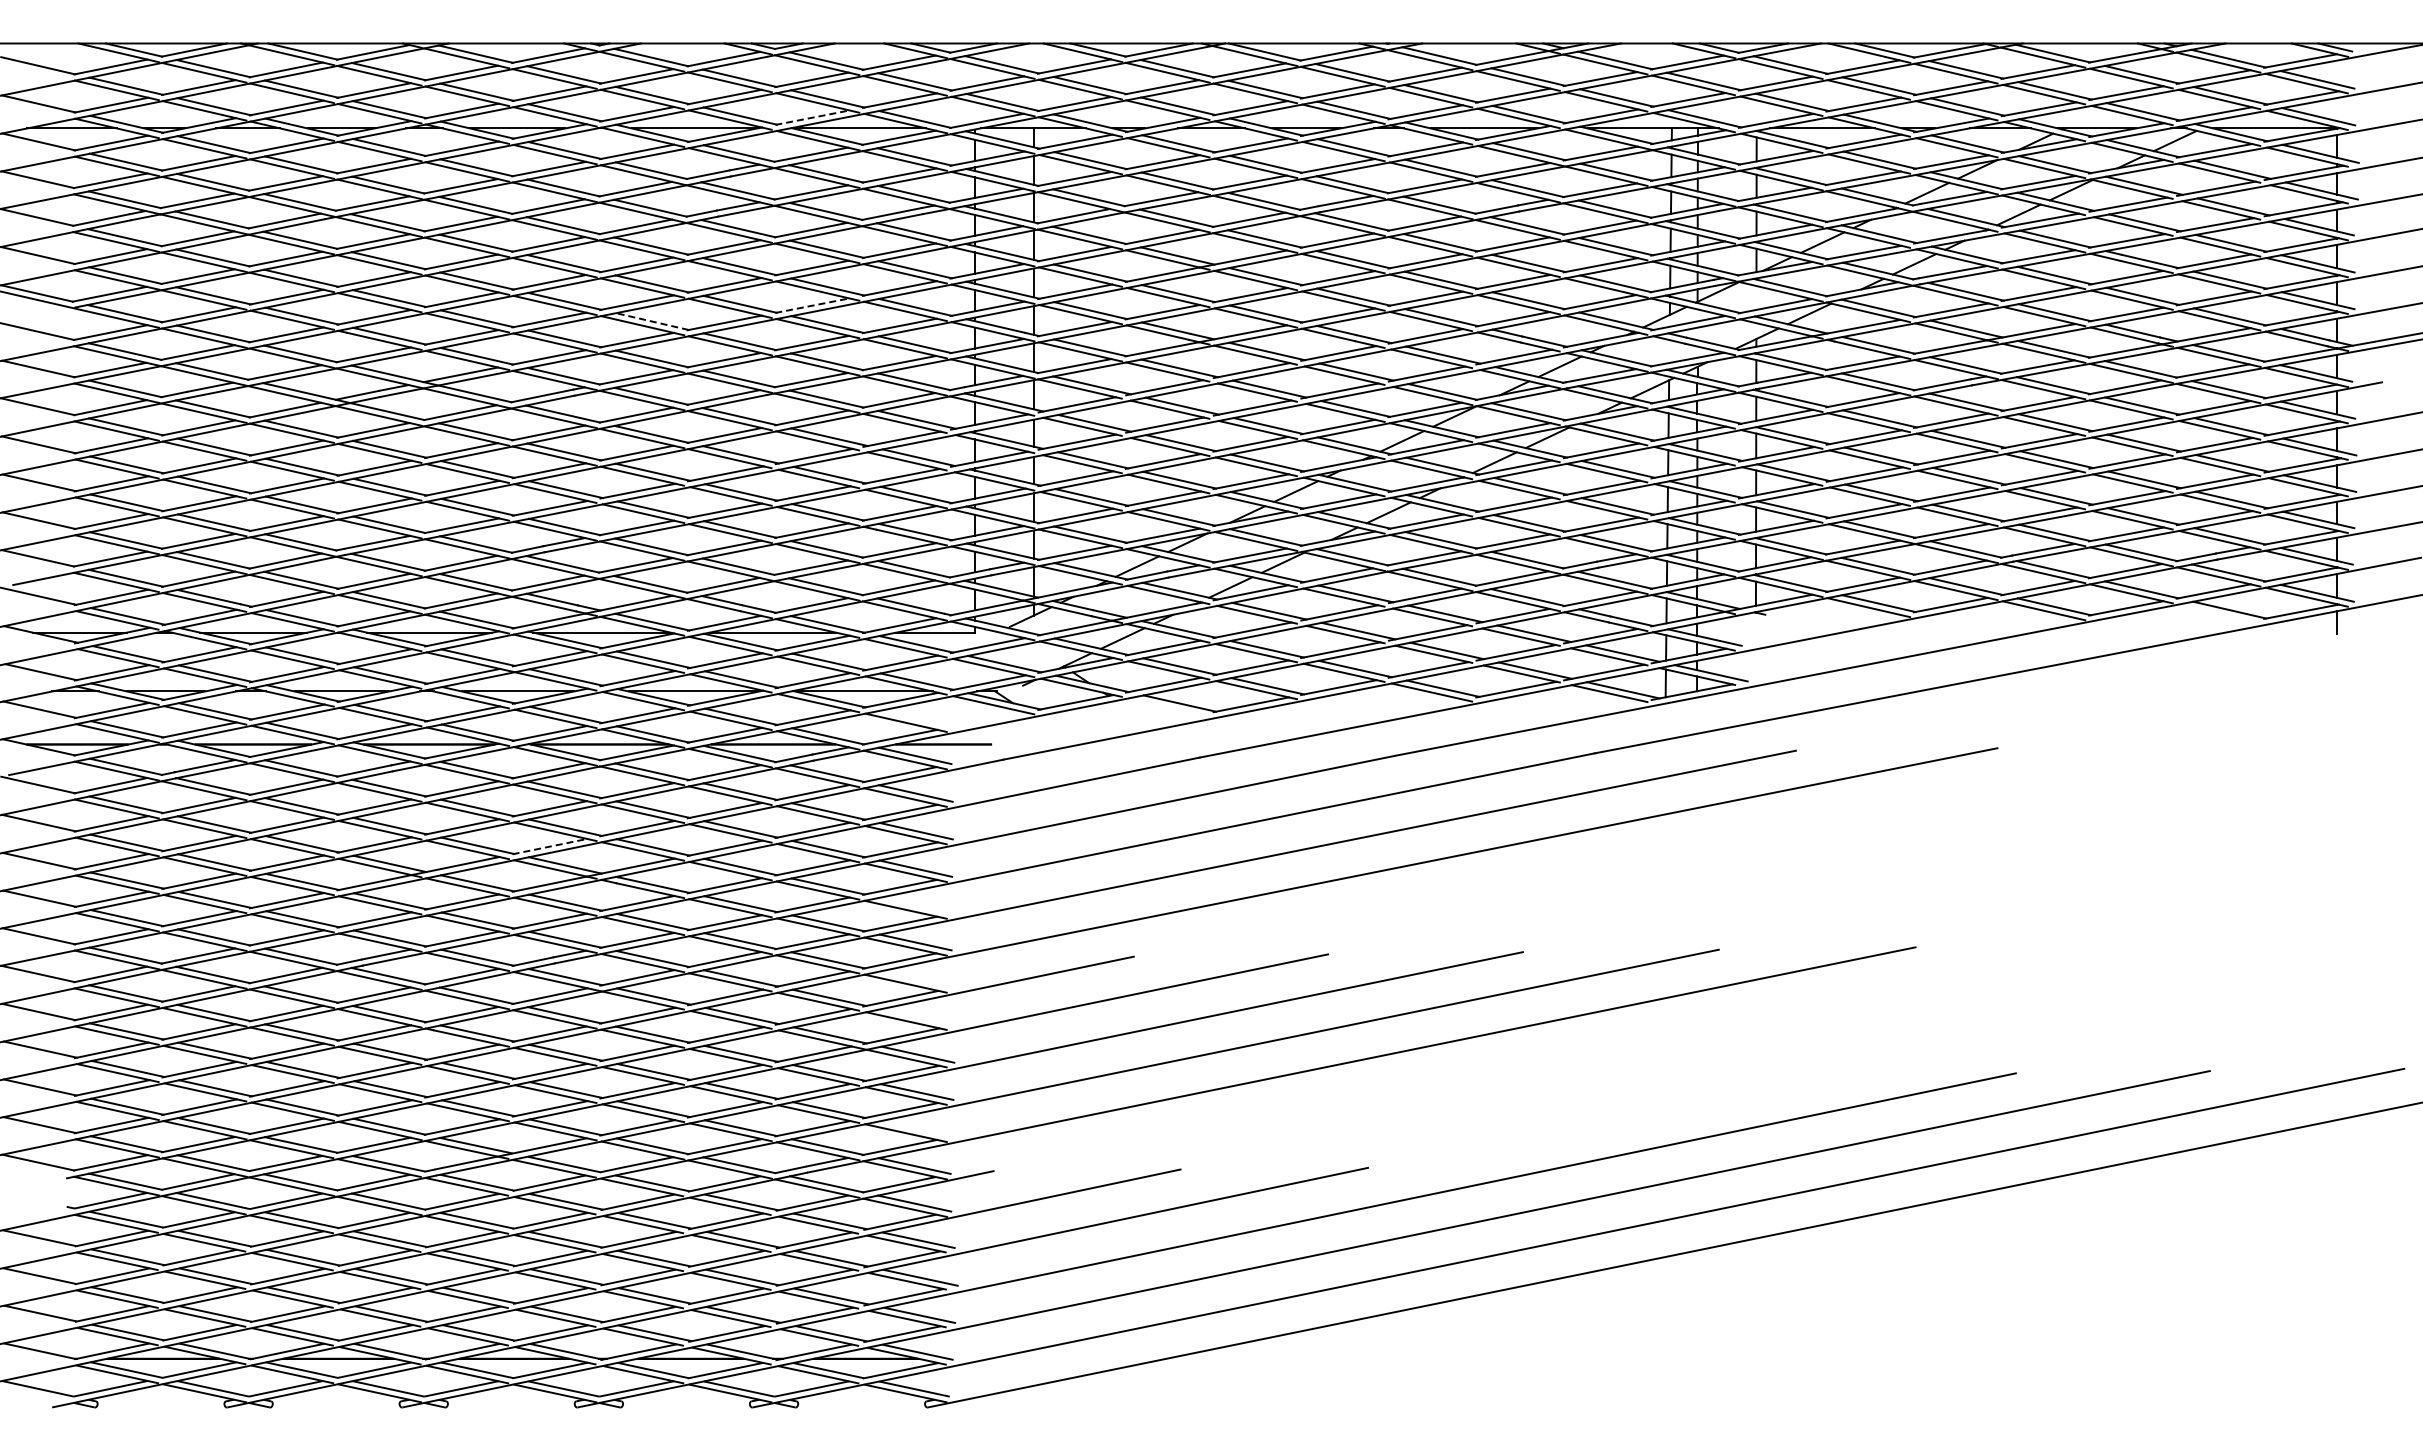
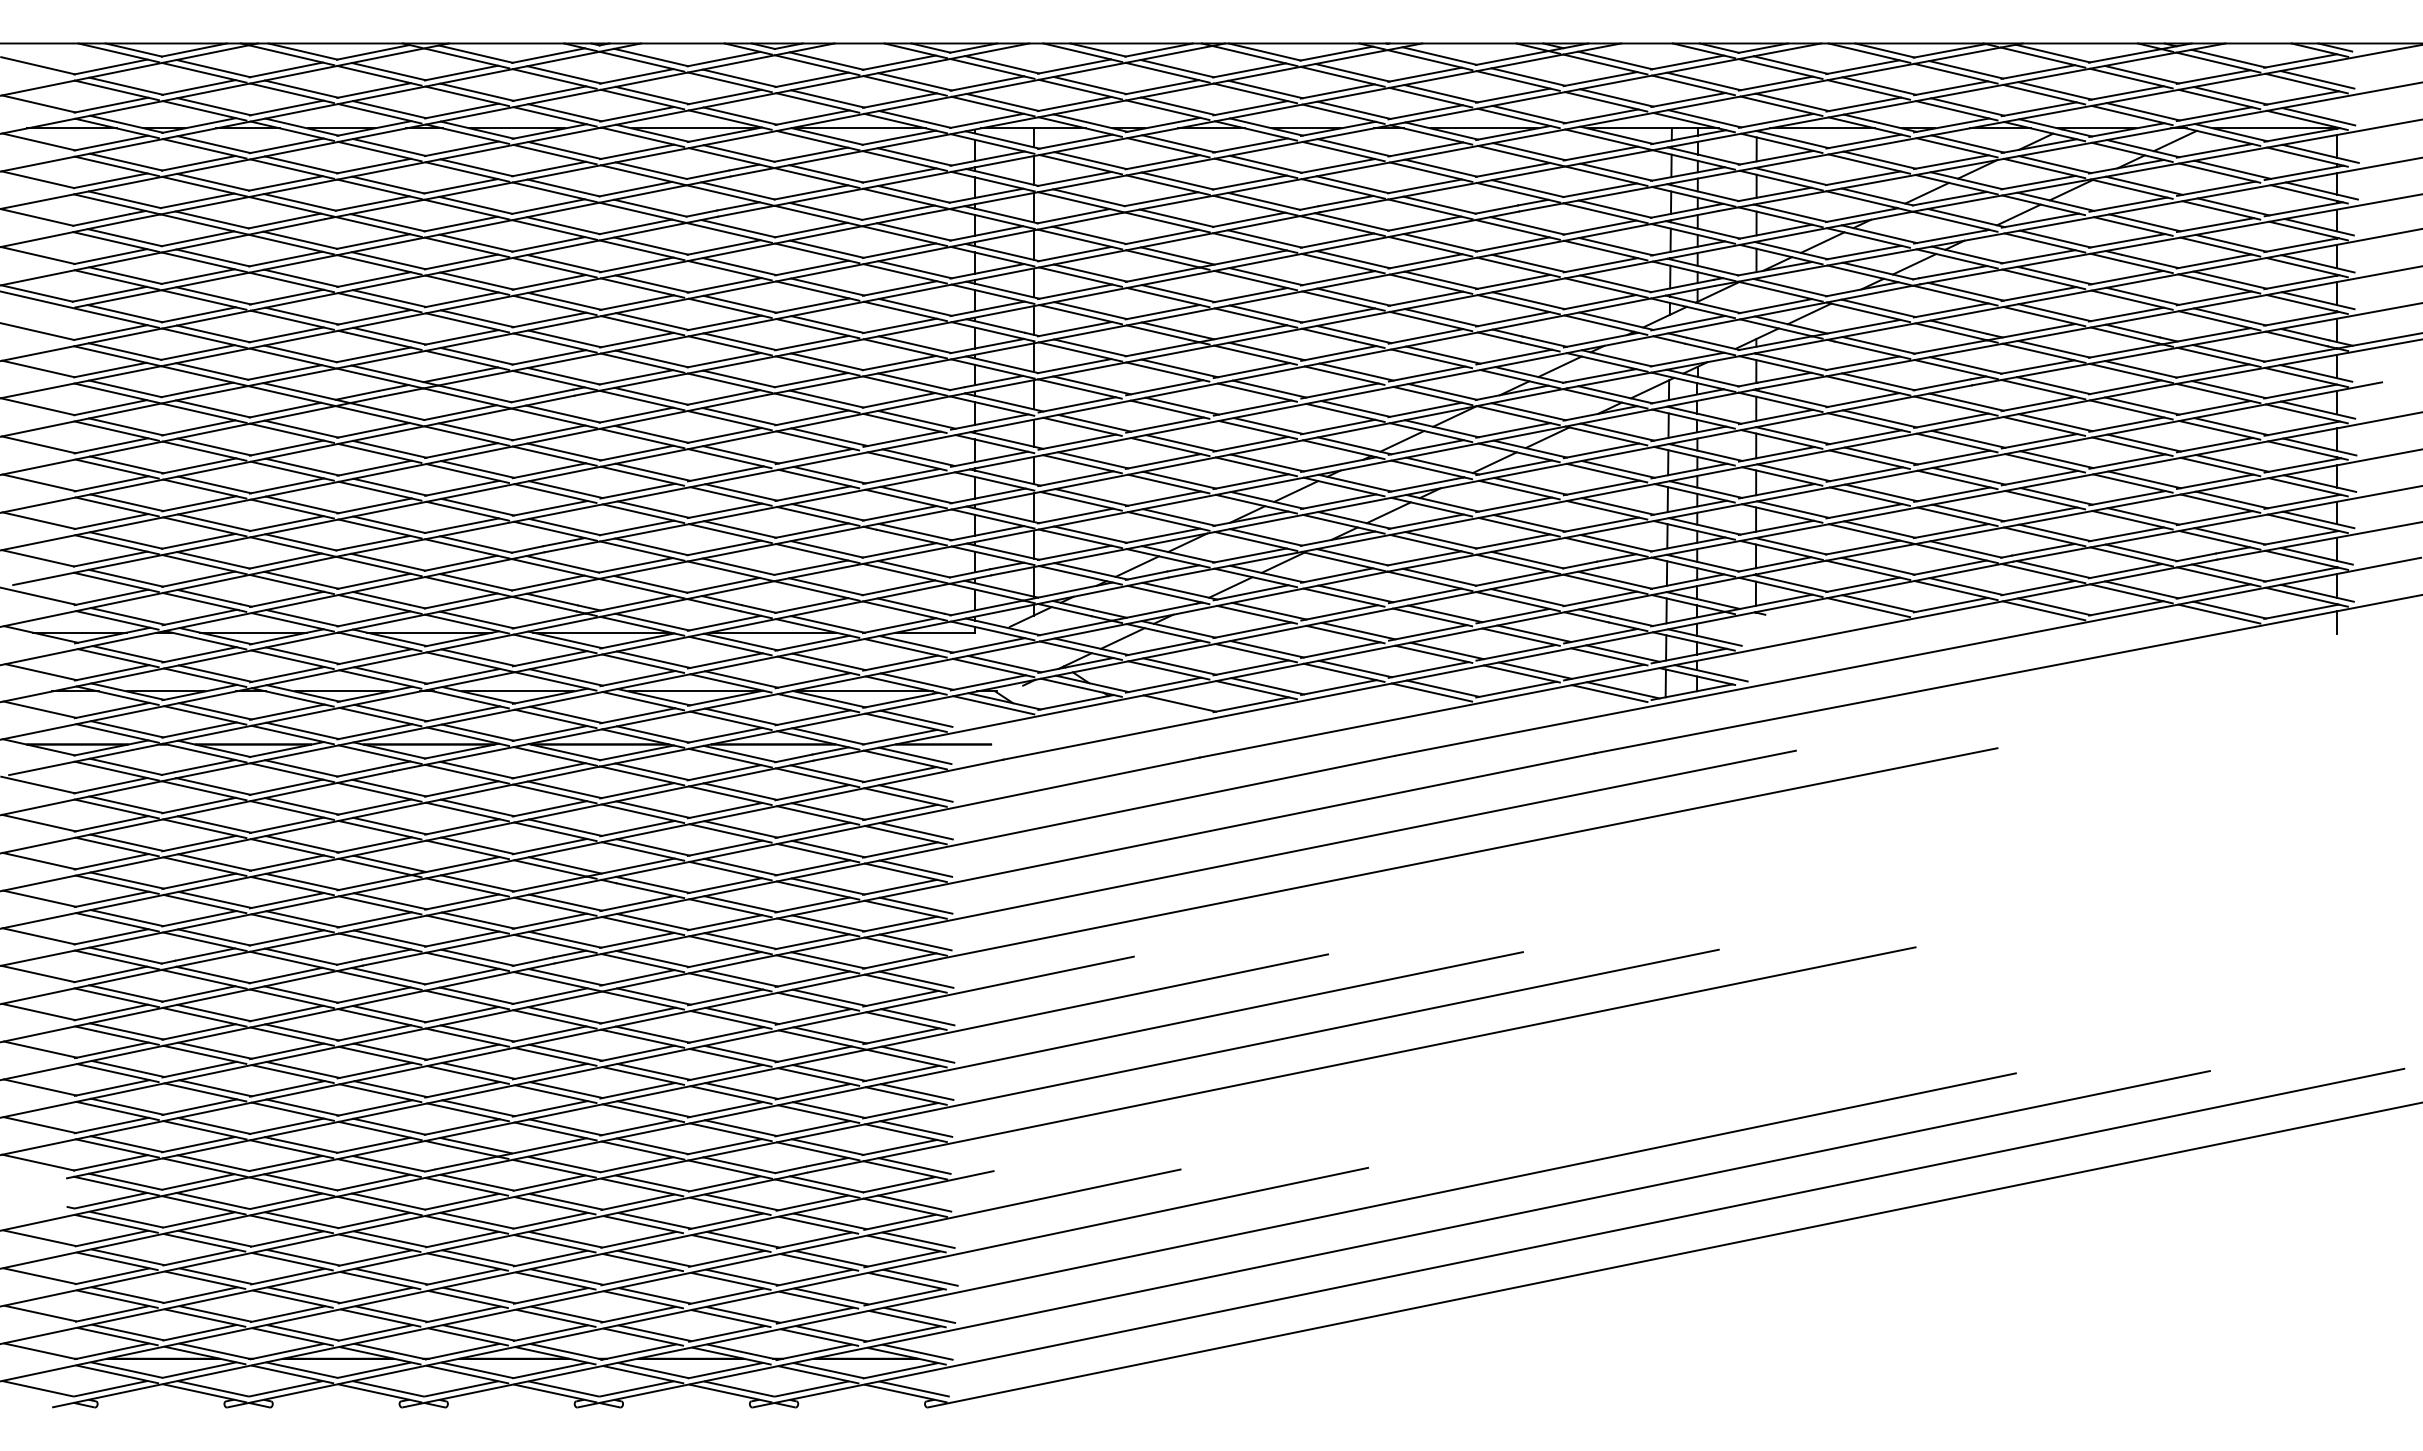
line: dashed -> solid (812, 117)
line: dashed -> solid (812, 305)
line: dashed -> solid (651, 321)
line: none -> present (2219, 613)
line: none -> present (916, 718)
line: dashed -> solid (550, 846)
line: none -> present (915, 905)
line: none -> present (916, 979)
line: none -> present (917, 1017)
line: none -> present (916, 1128)
